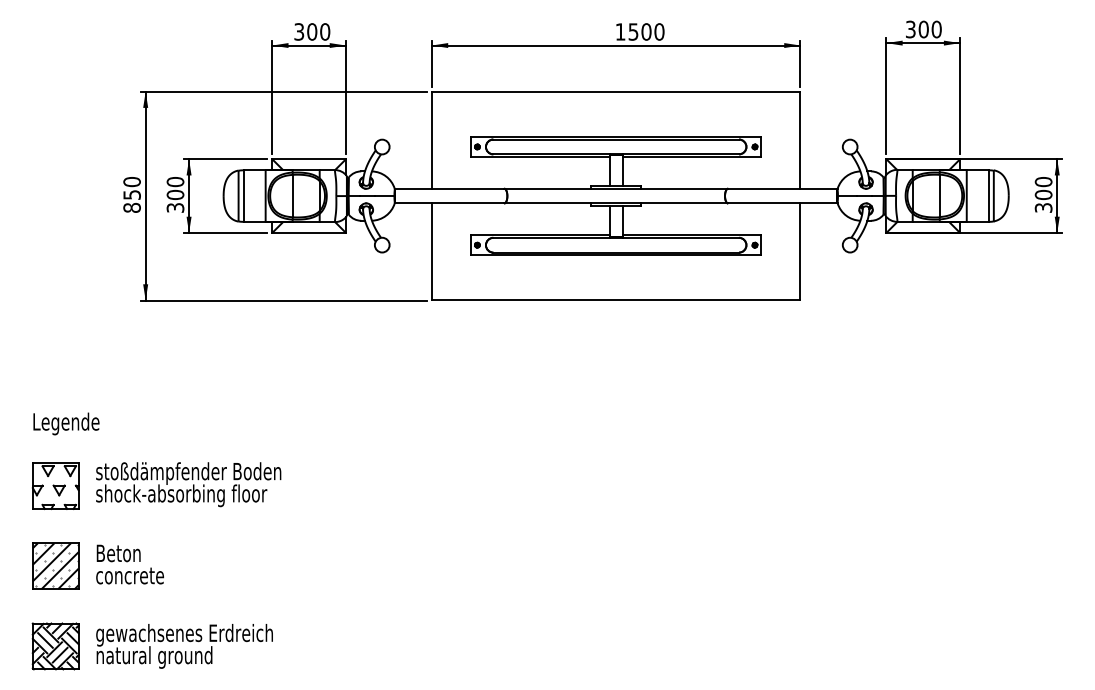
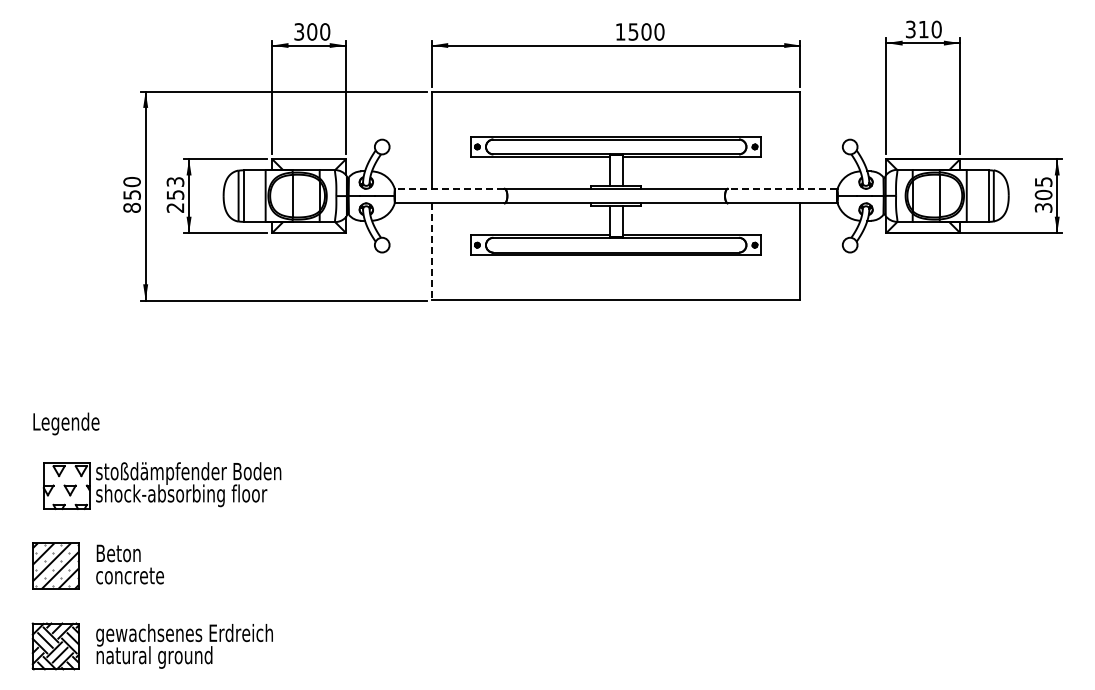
text: 300 -> 310 (923, 29)
text: 300 -> 305 (1043, 182)
line: solid -> dashed (449, 188)
line: solid -> dashed (782, 188)
text: 300 -> 253 (175, 194)
line: solid -> dashed (431, 252)
part position: (55, 485) -> (66, 485) (66, 485)
